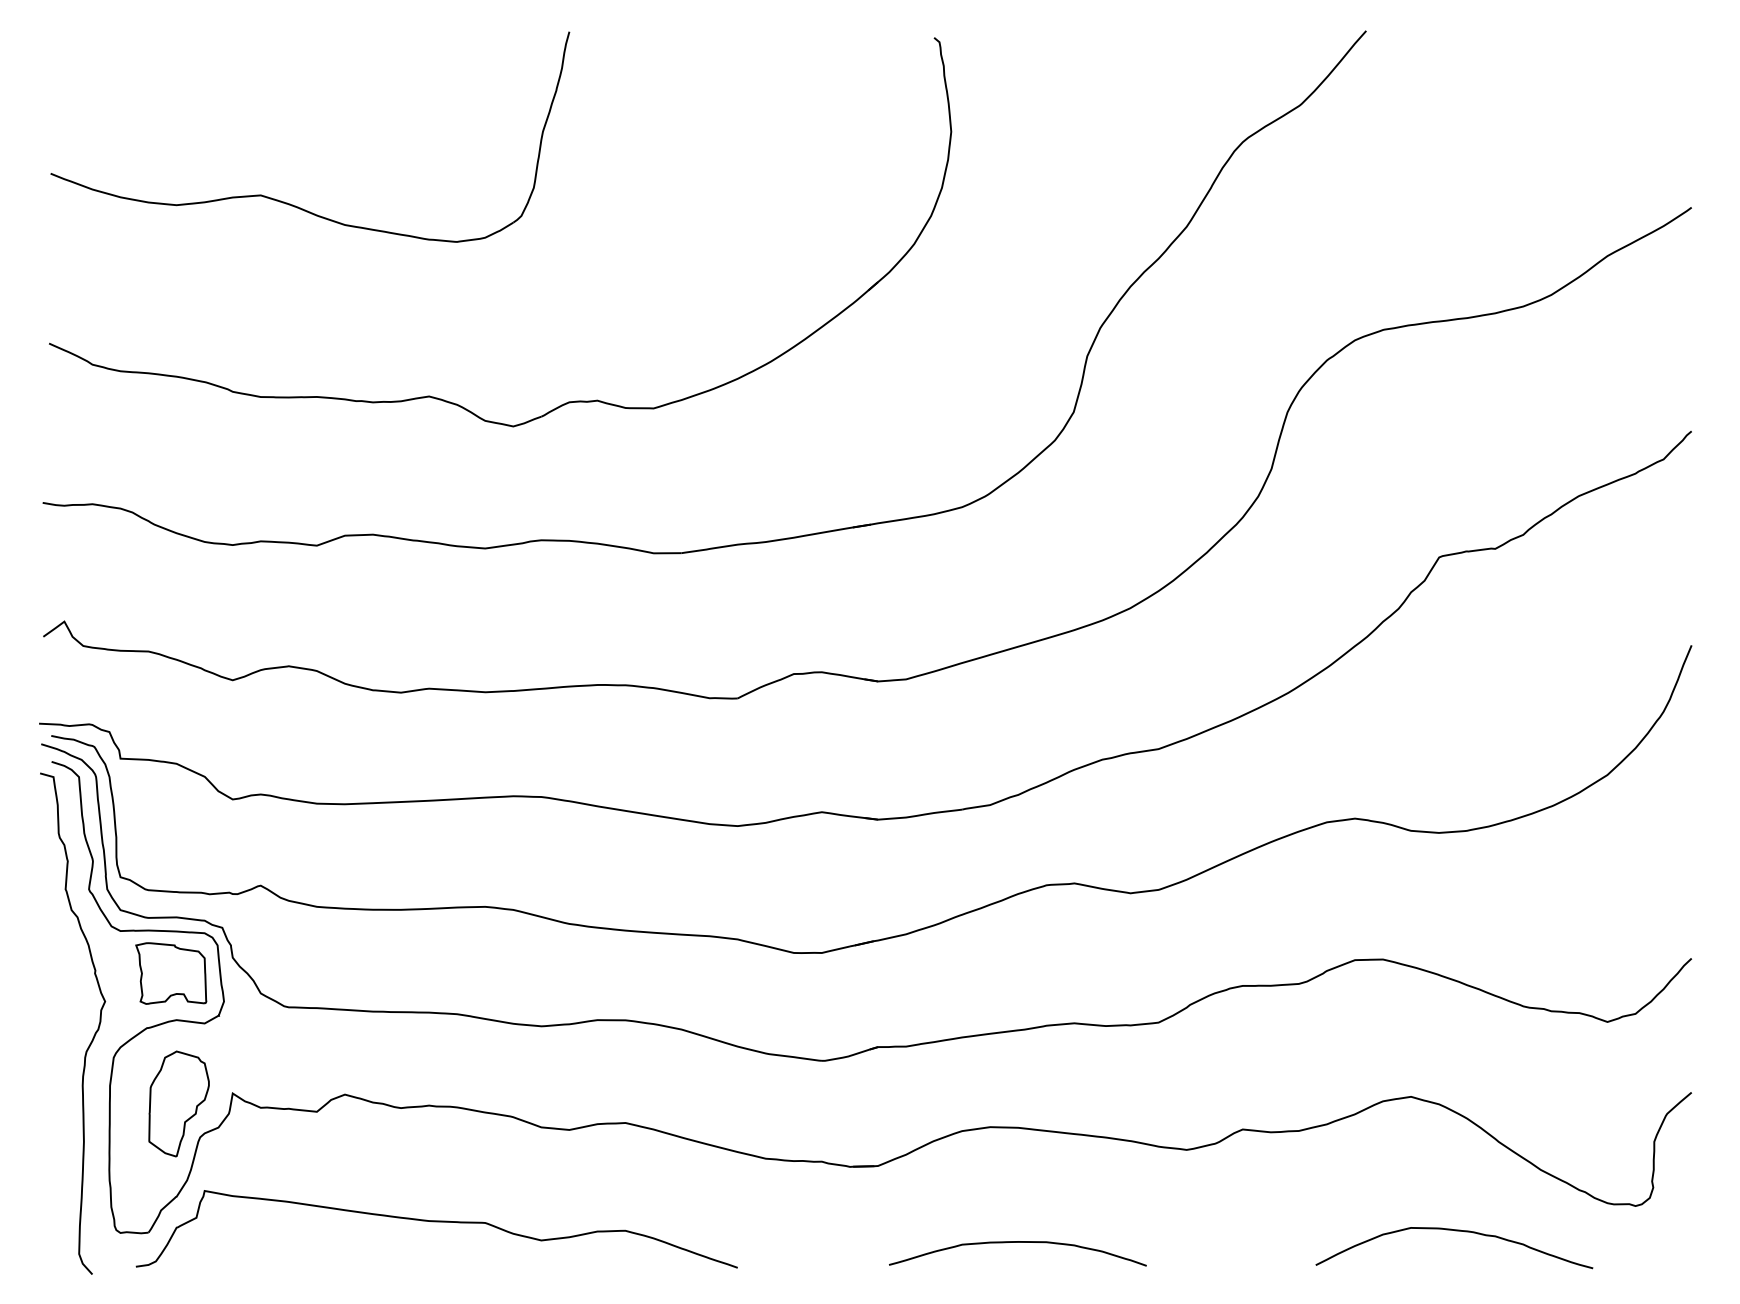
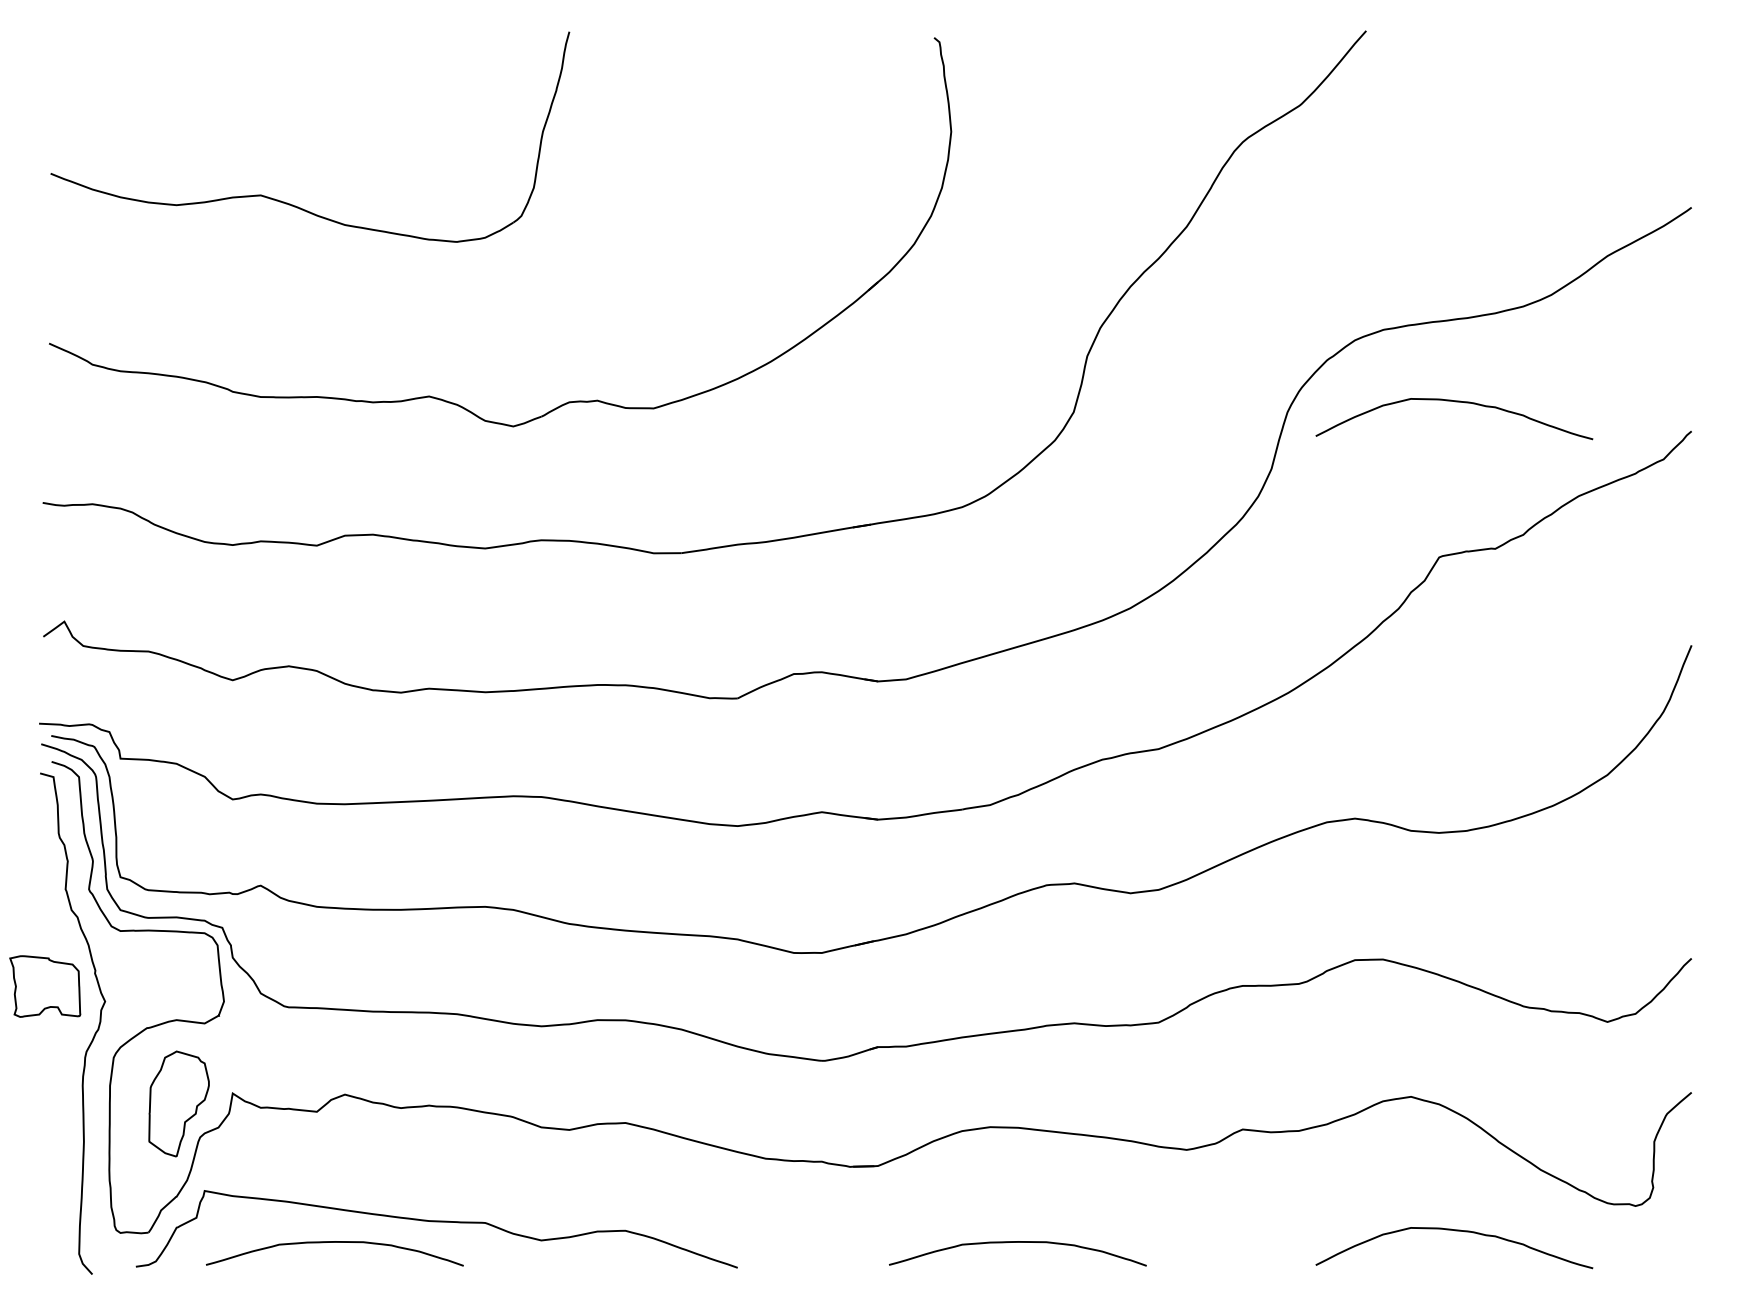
curve: none -> present (1455, 402)
part position: (171, 973) -> (45, 986) (45, 986)
curve: none -> present (334, 1242)
